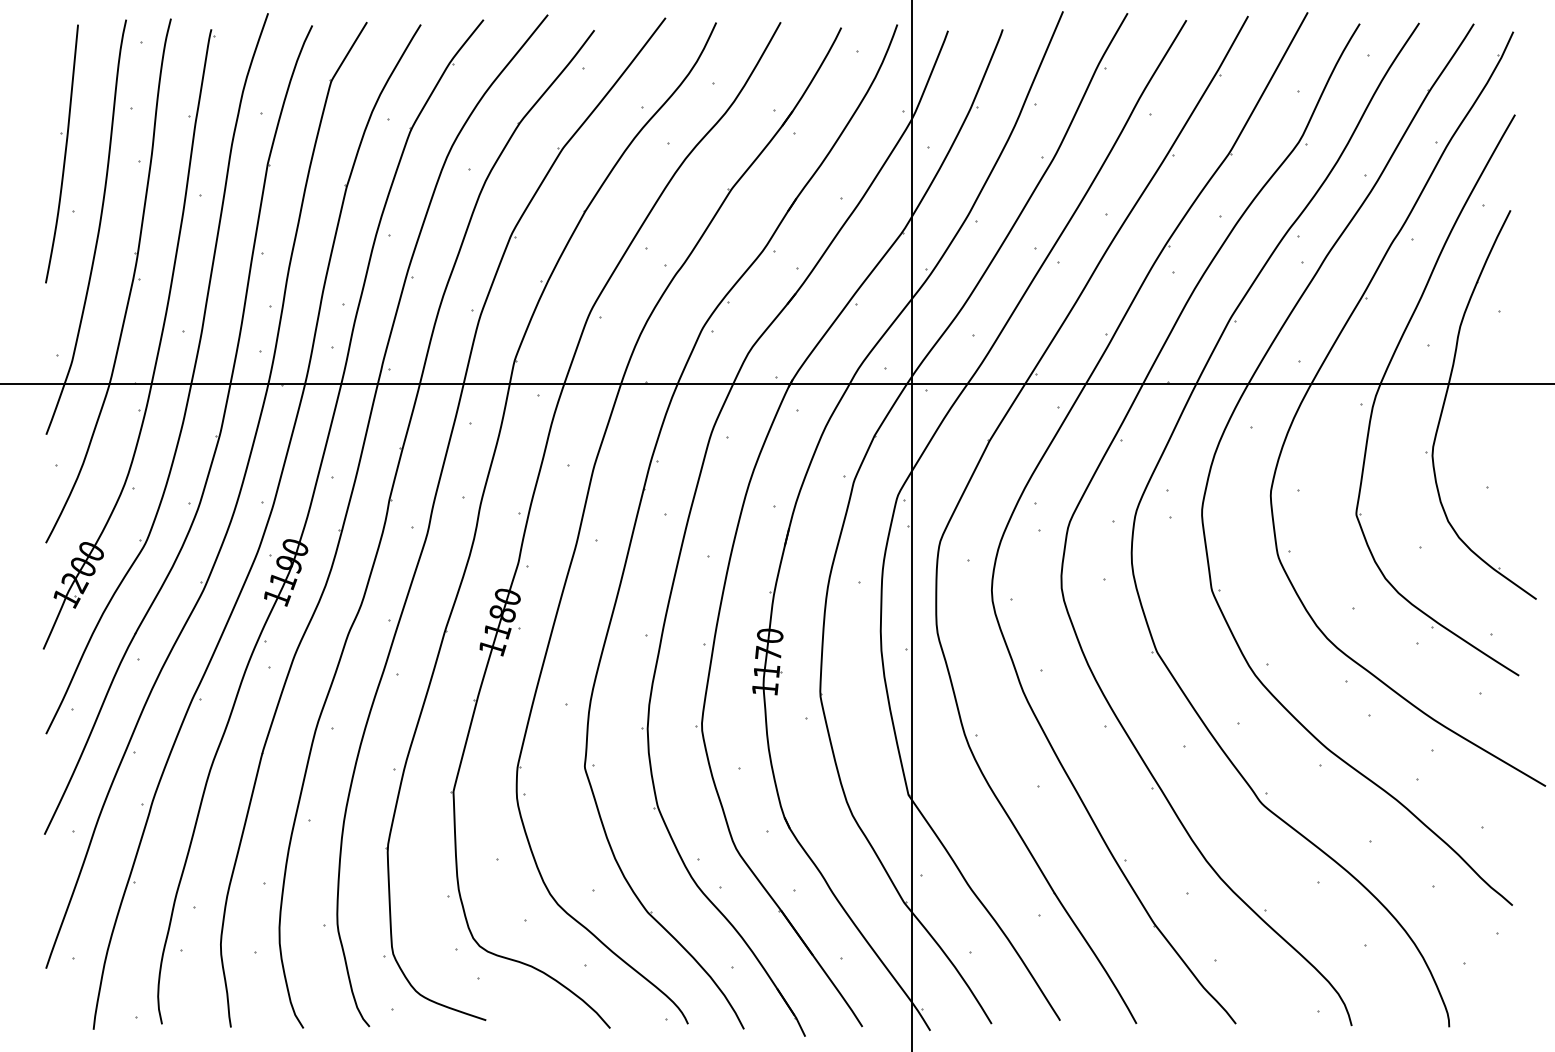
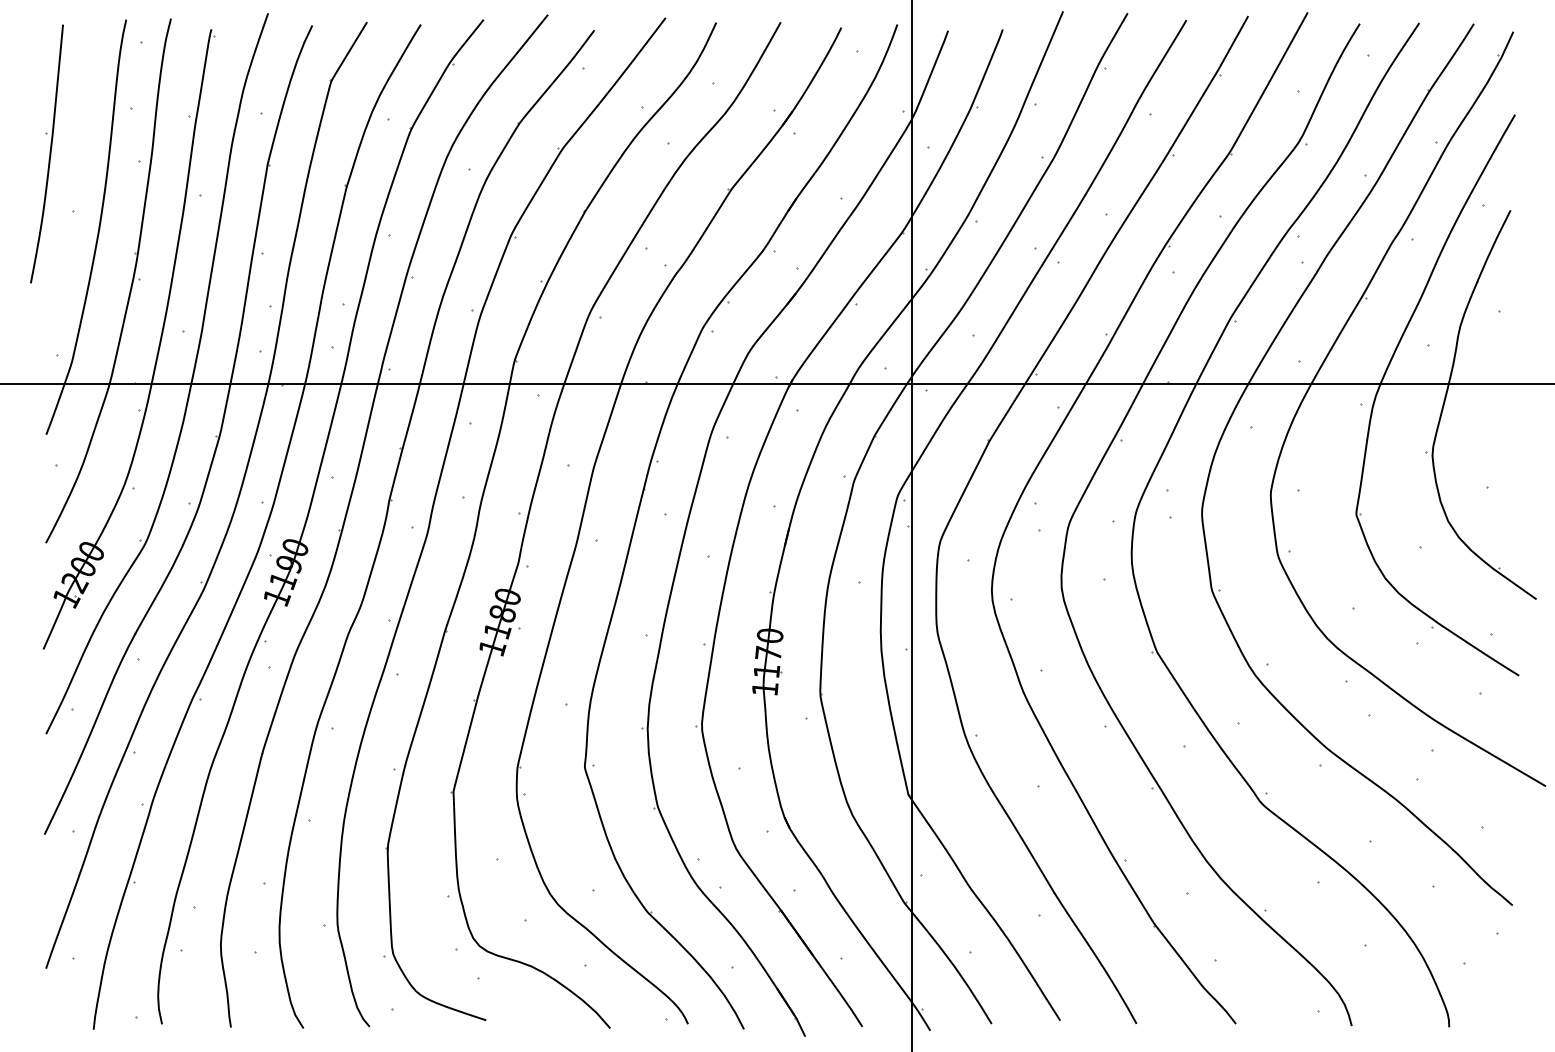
part position: (61, 153) -> (46, 153) (46, 153)
